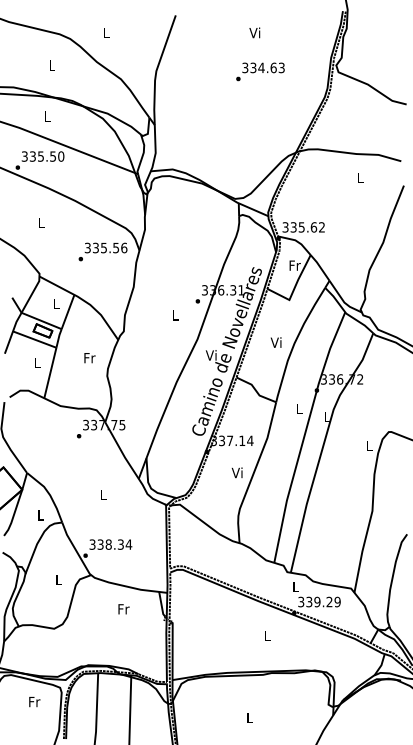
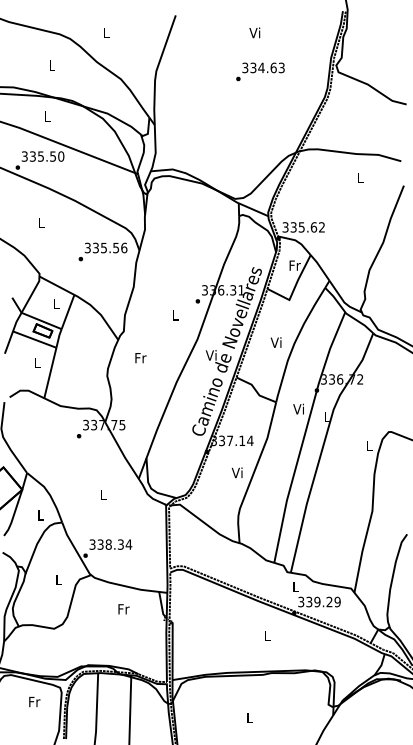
text position: (89, 358) -> (140, 358) (140, 358)
text: L -> Vi (298, 408)
